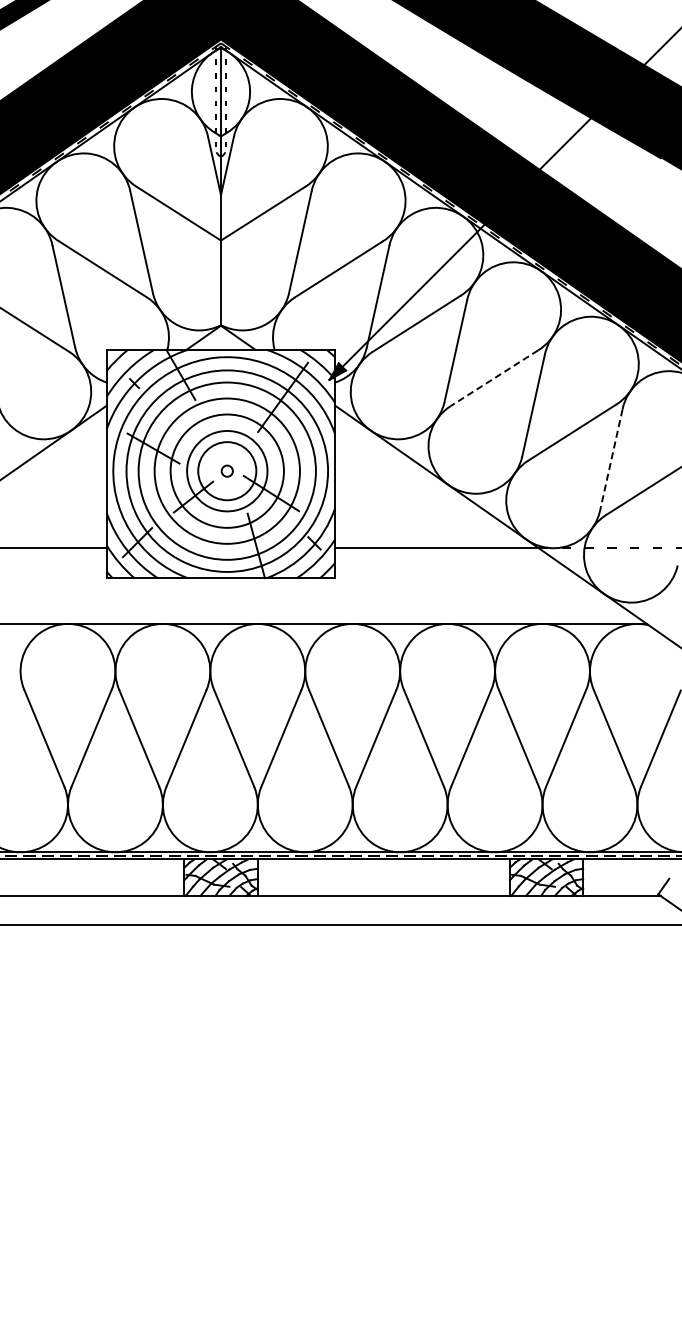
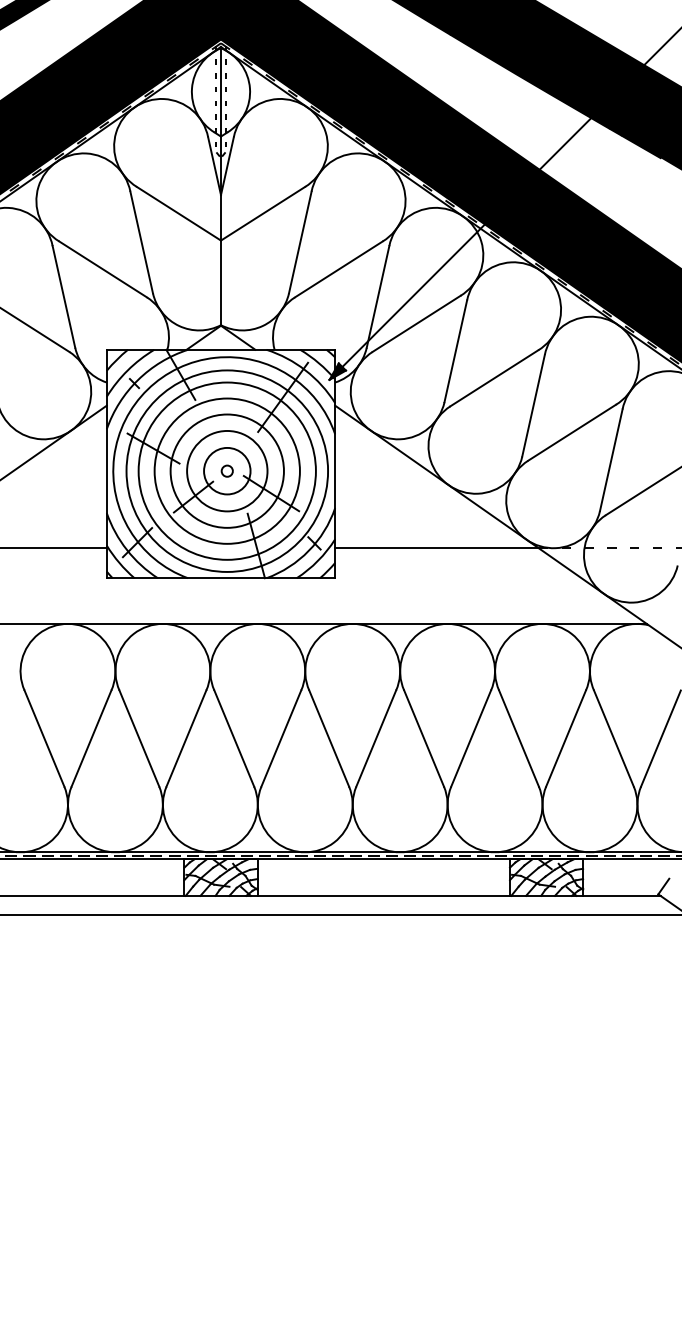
line: dashed -> solid (493, 378)
line: dashed -> solid (611, 460)
circle diameter: 58 px -> 47 px (227, 470)
line position: (340, 924) -> (340, 914) (340, 914)
